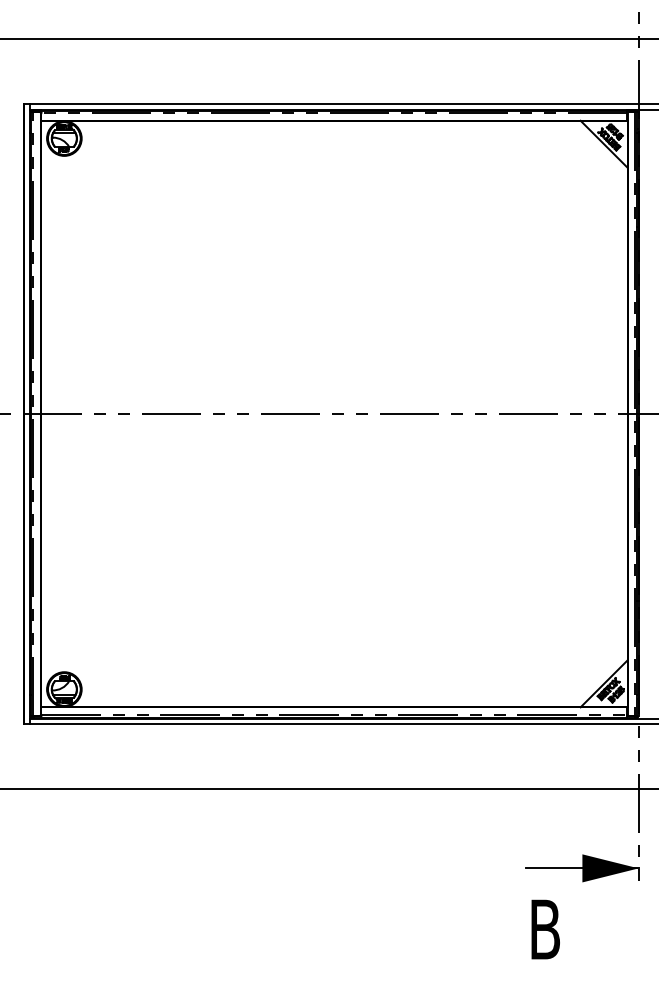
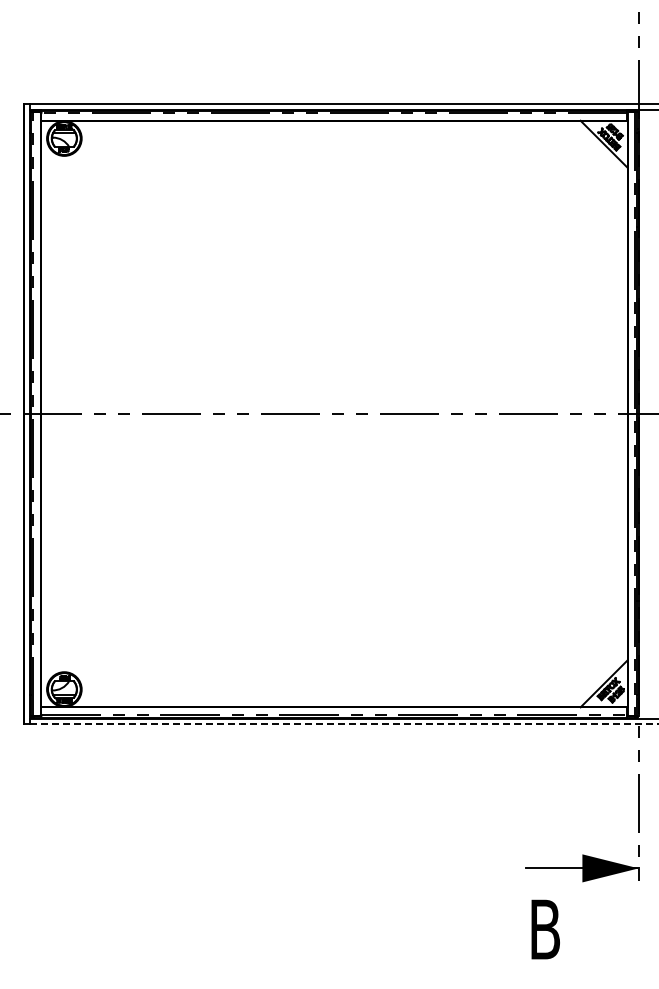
line: present -> none (328, 39)
line: solid -> dashed (343, 724)
line: present -> none (328, 788)
